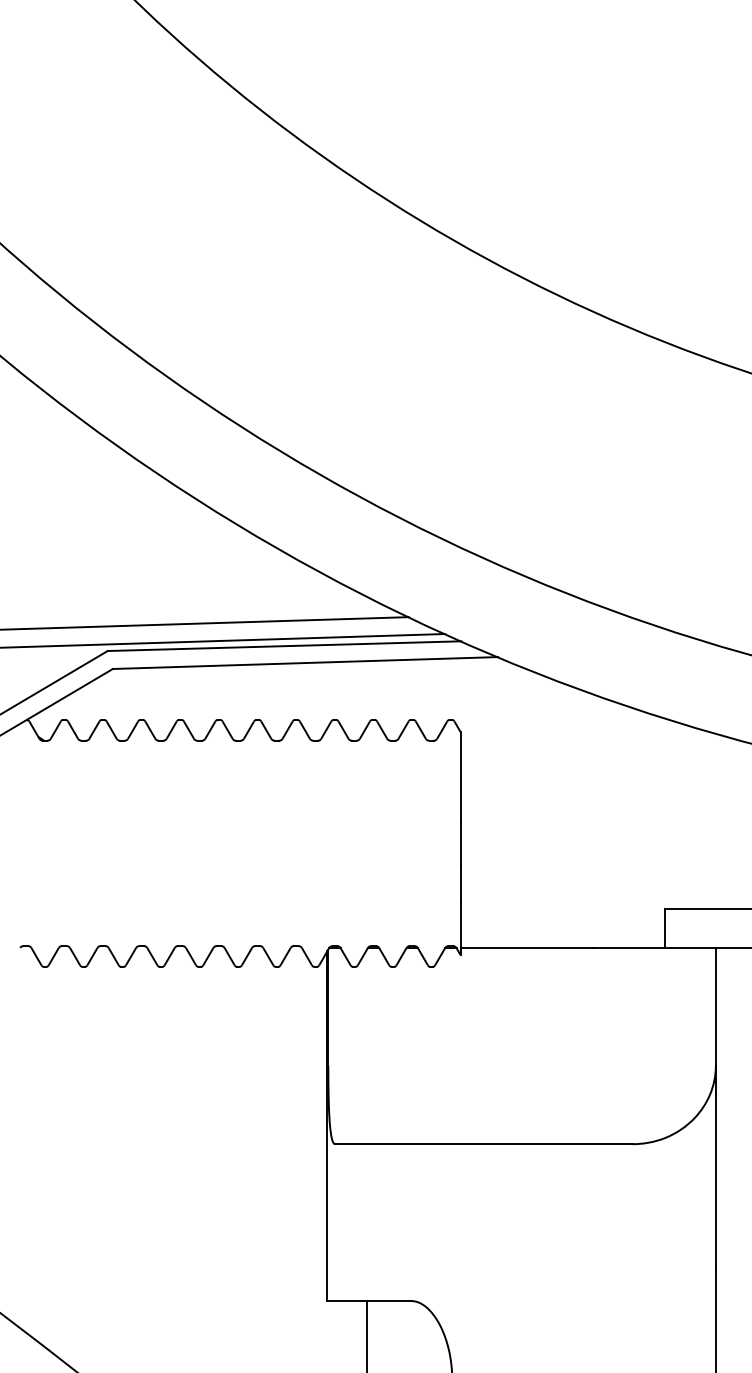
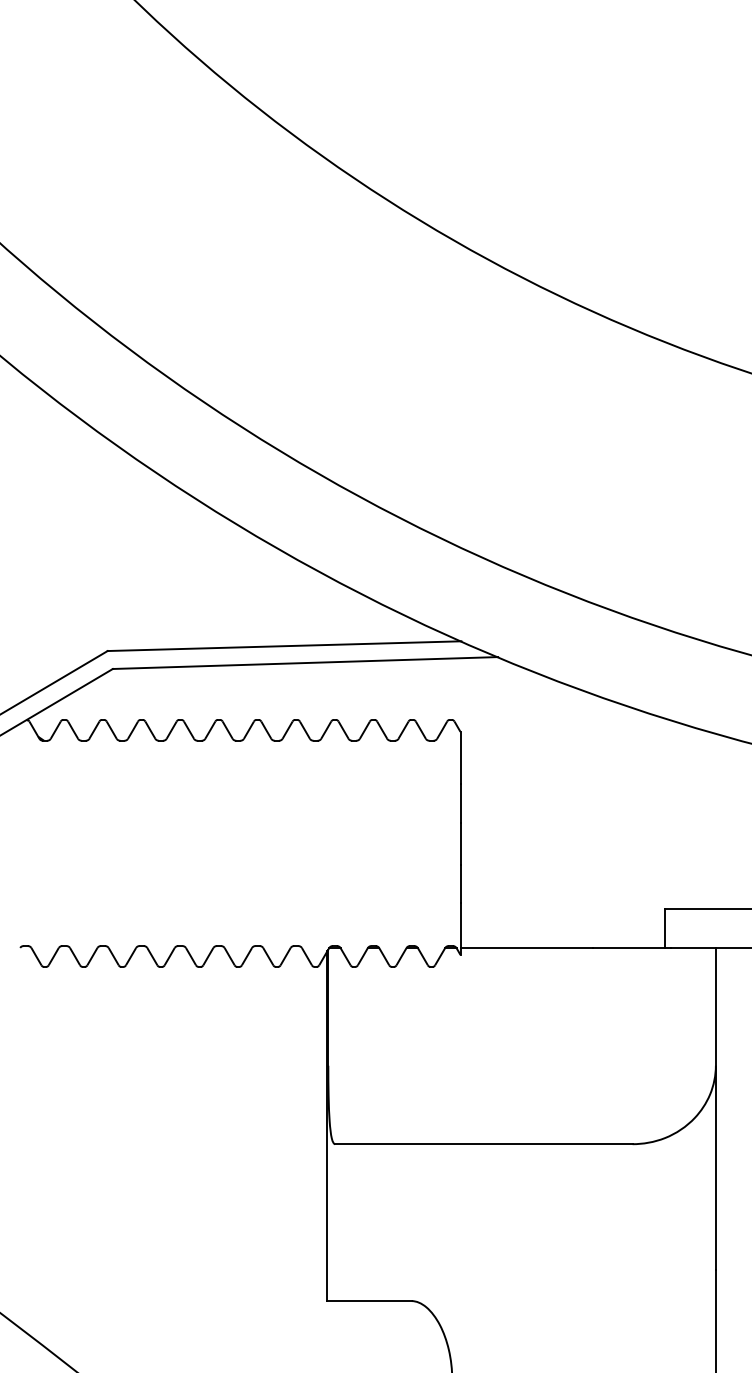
line: present -> none (205, 623)
line: present -> none (223, 640)
line: present -> none (366, 1335)
